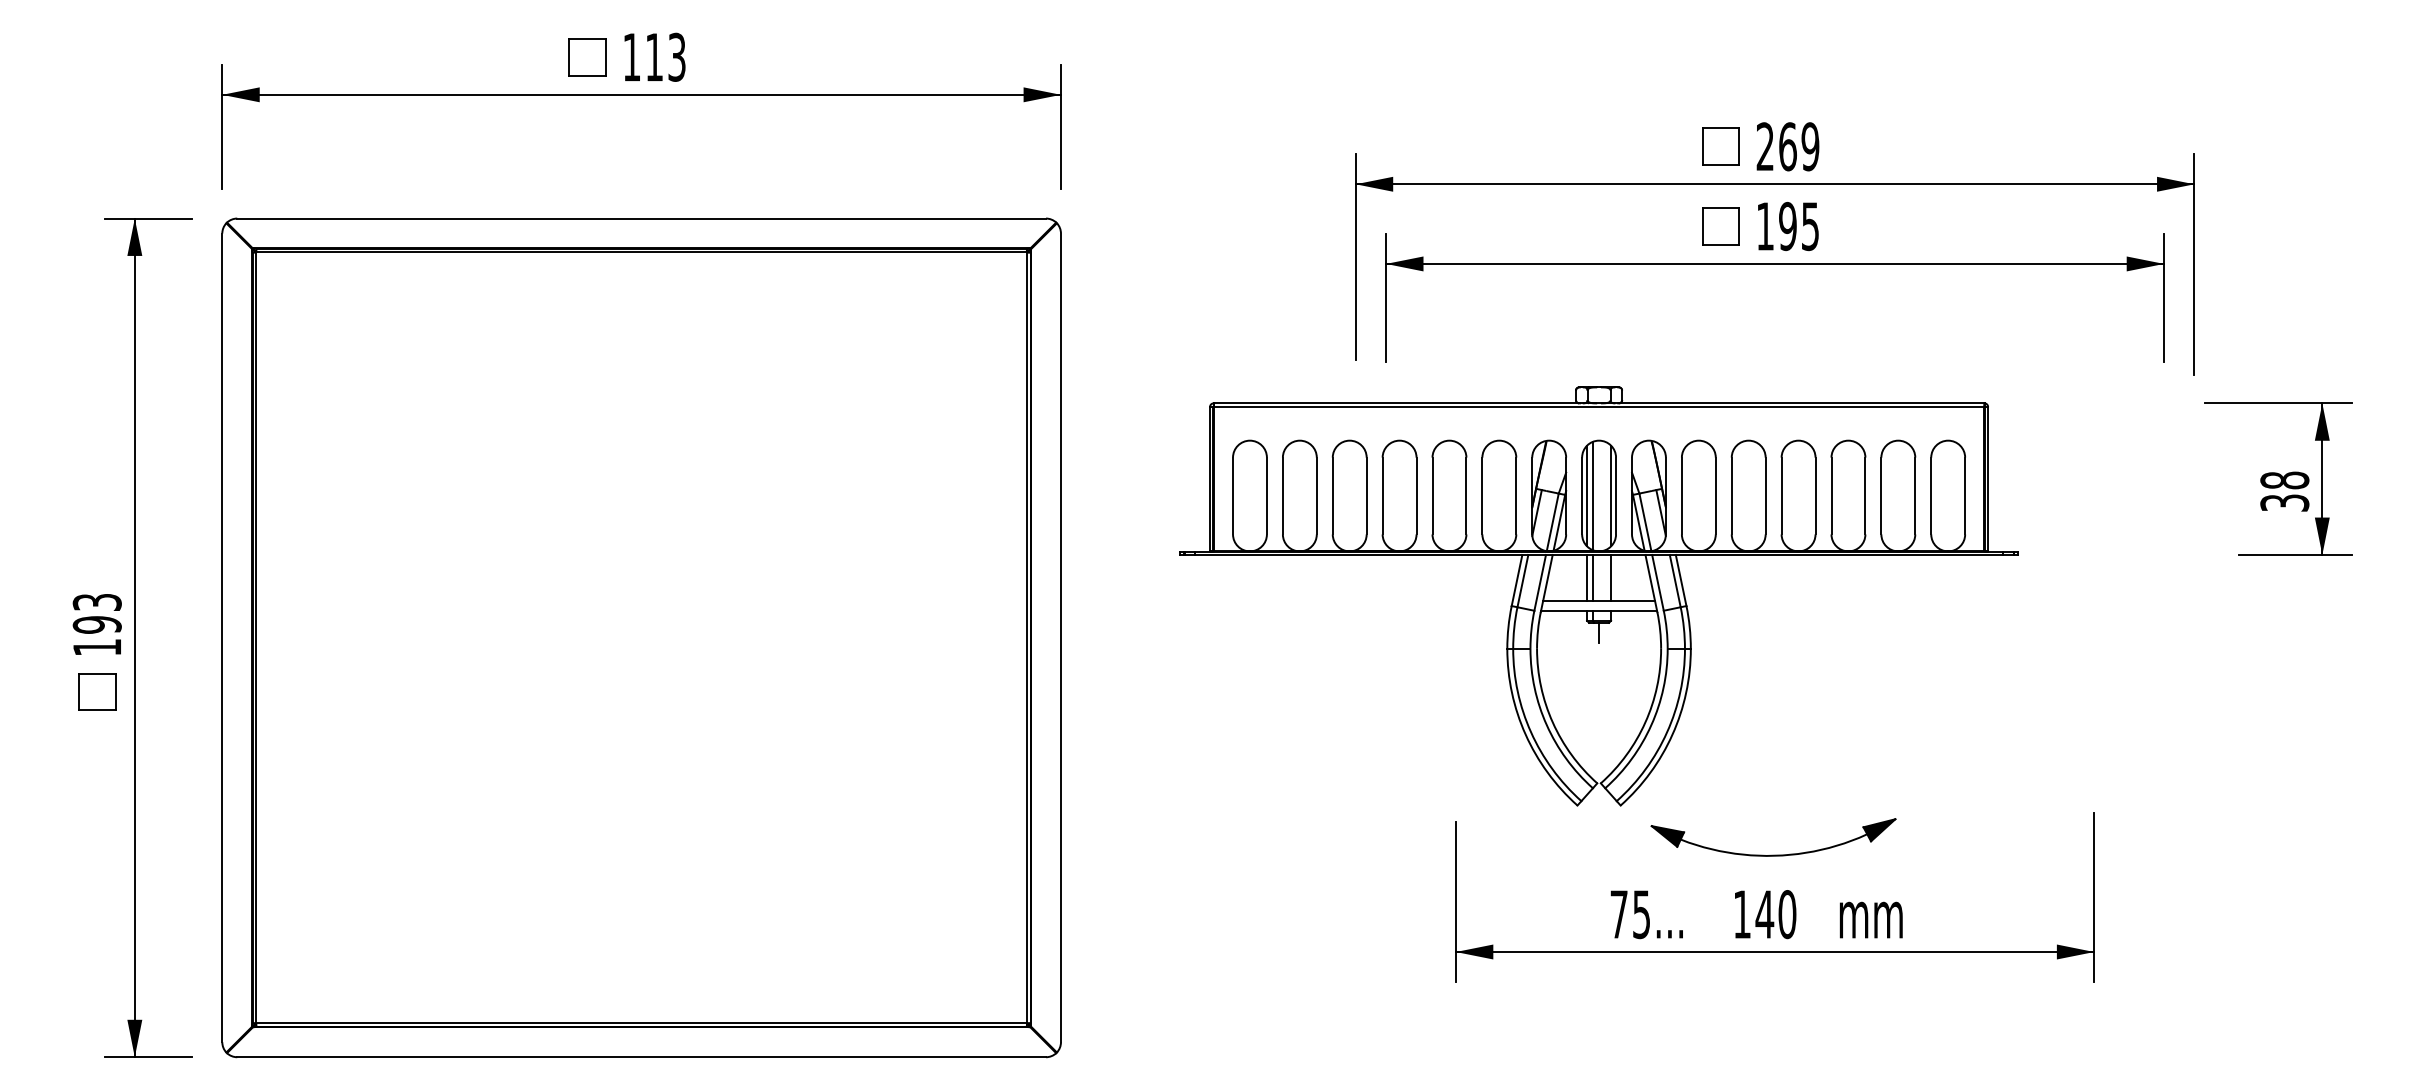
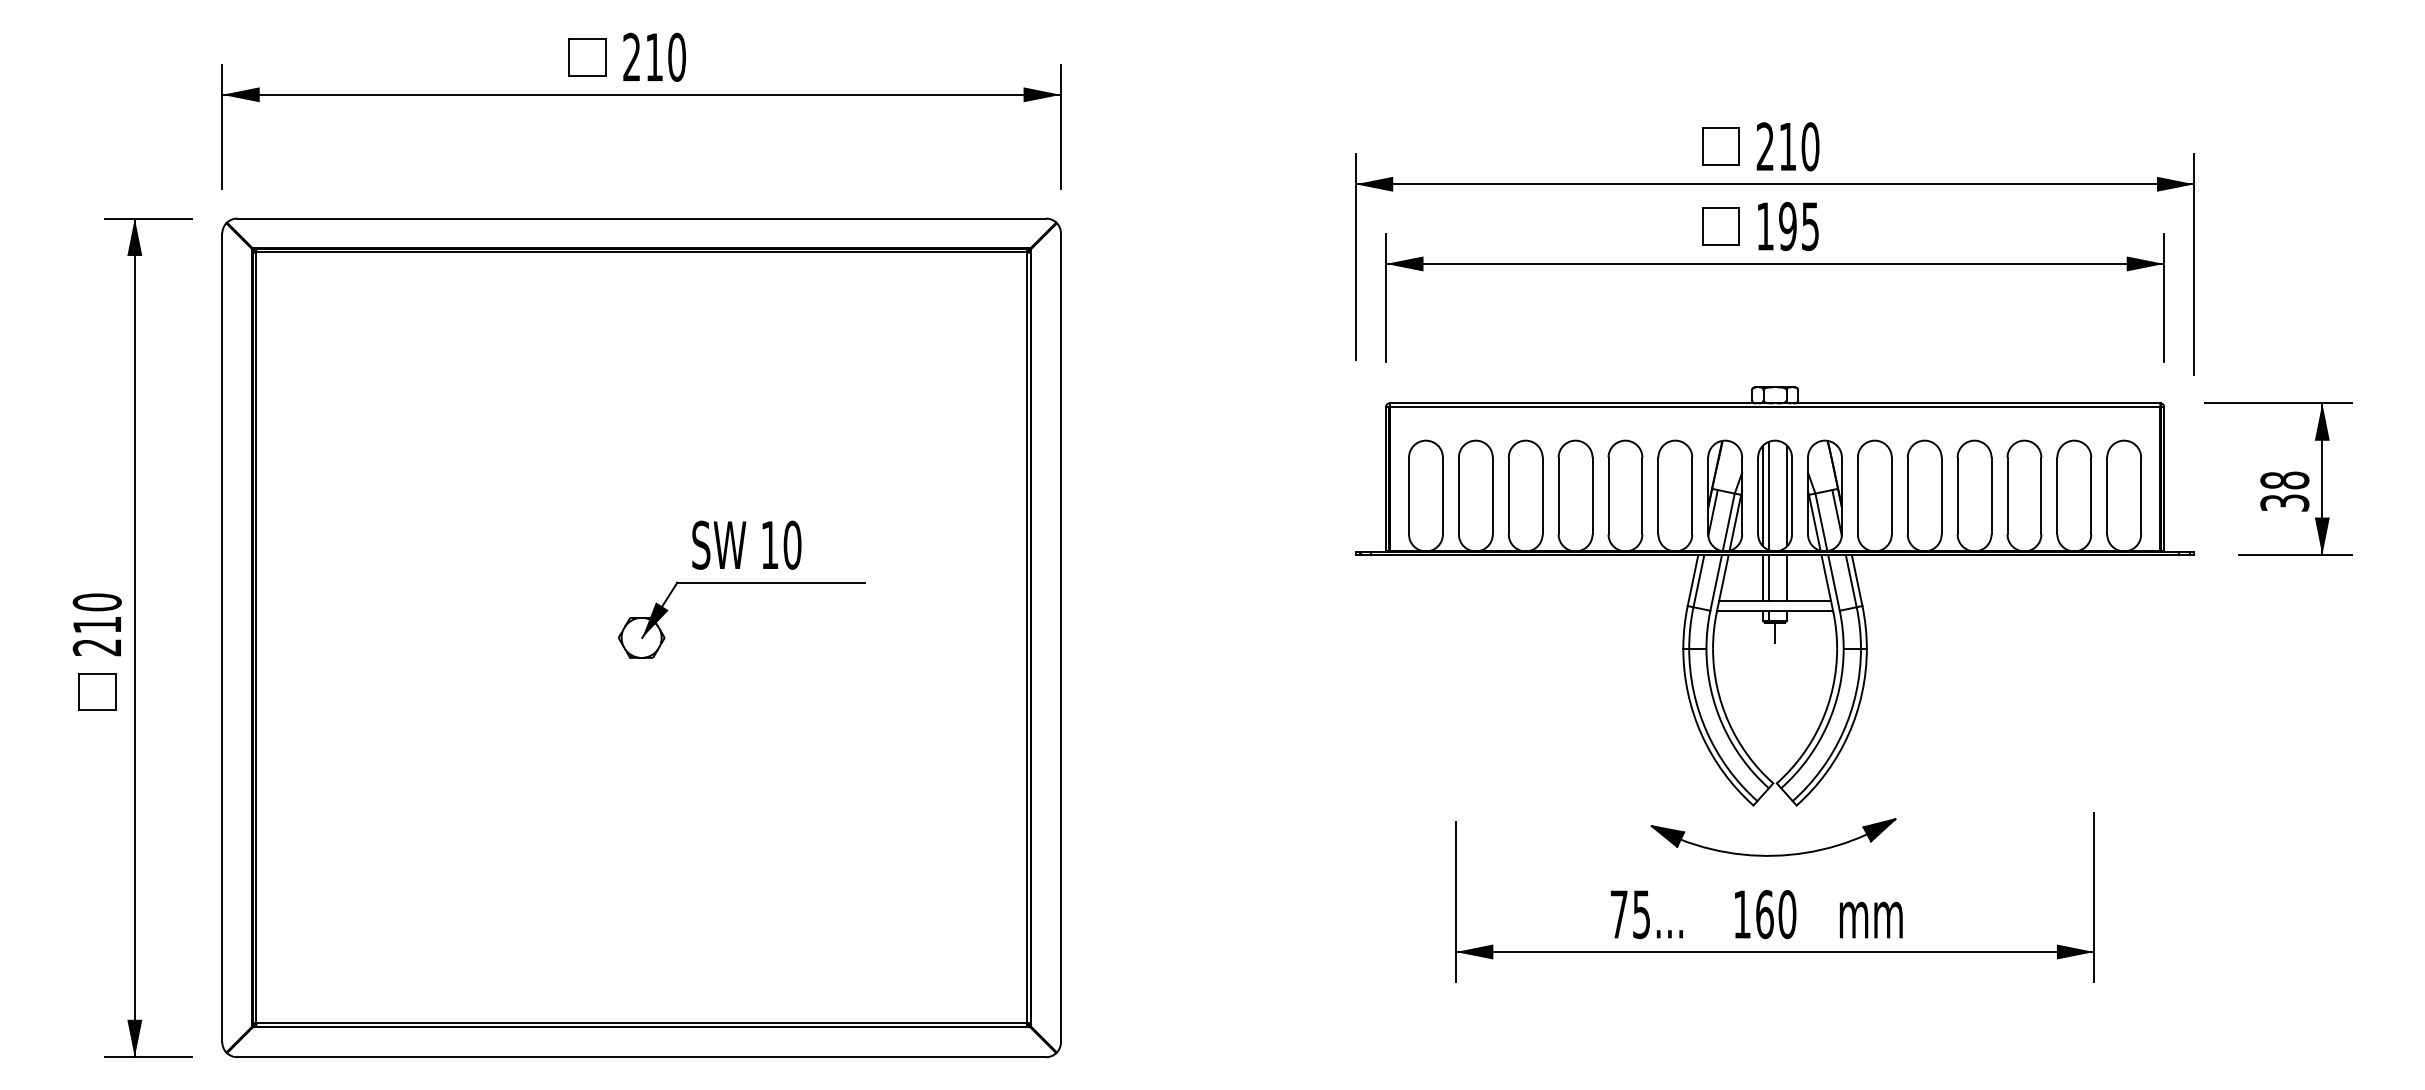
text: 113 -> 210 (654, 56)
text: 269 -> 210 (1799, 146)
part: none -> present (741, 589)
part position: (1598, 596) -> (1774, 596) (1774, 596)
text: 193 -> 210 (96, 624)
text: 140 -> 160 (1764, 914)
